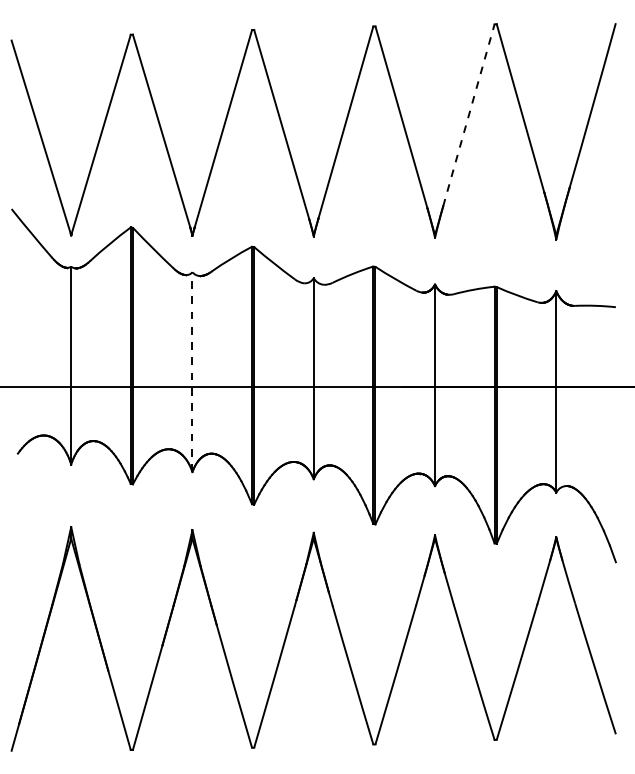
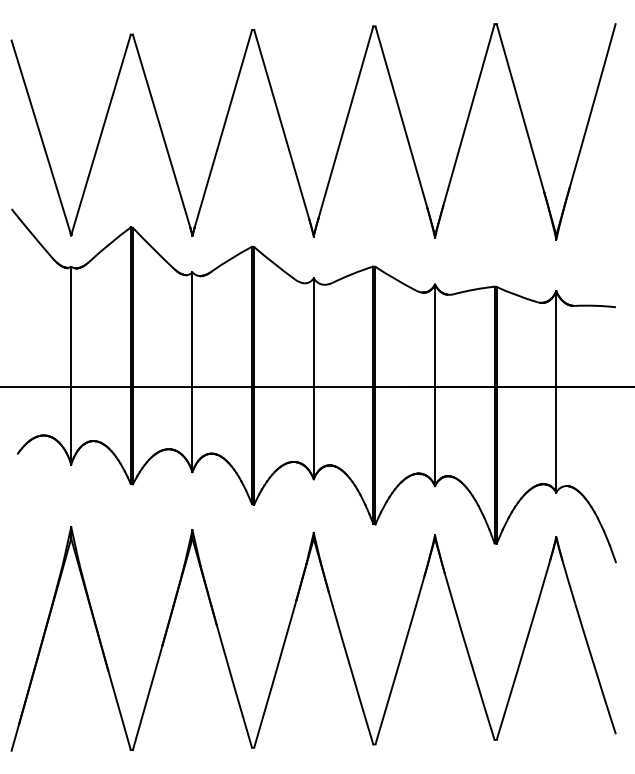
line: dashed -> solid (468, 115)
line: dashed -> solid (192, 372)
